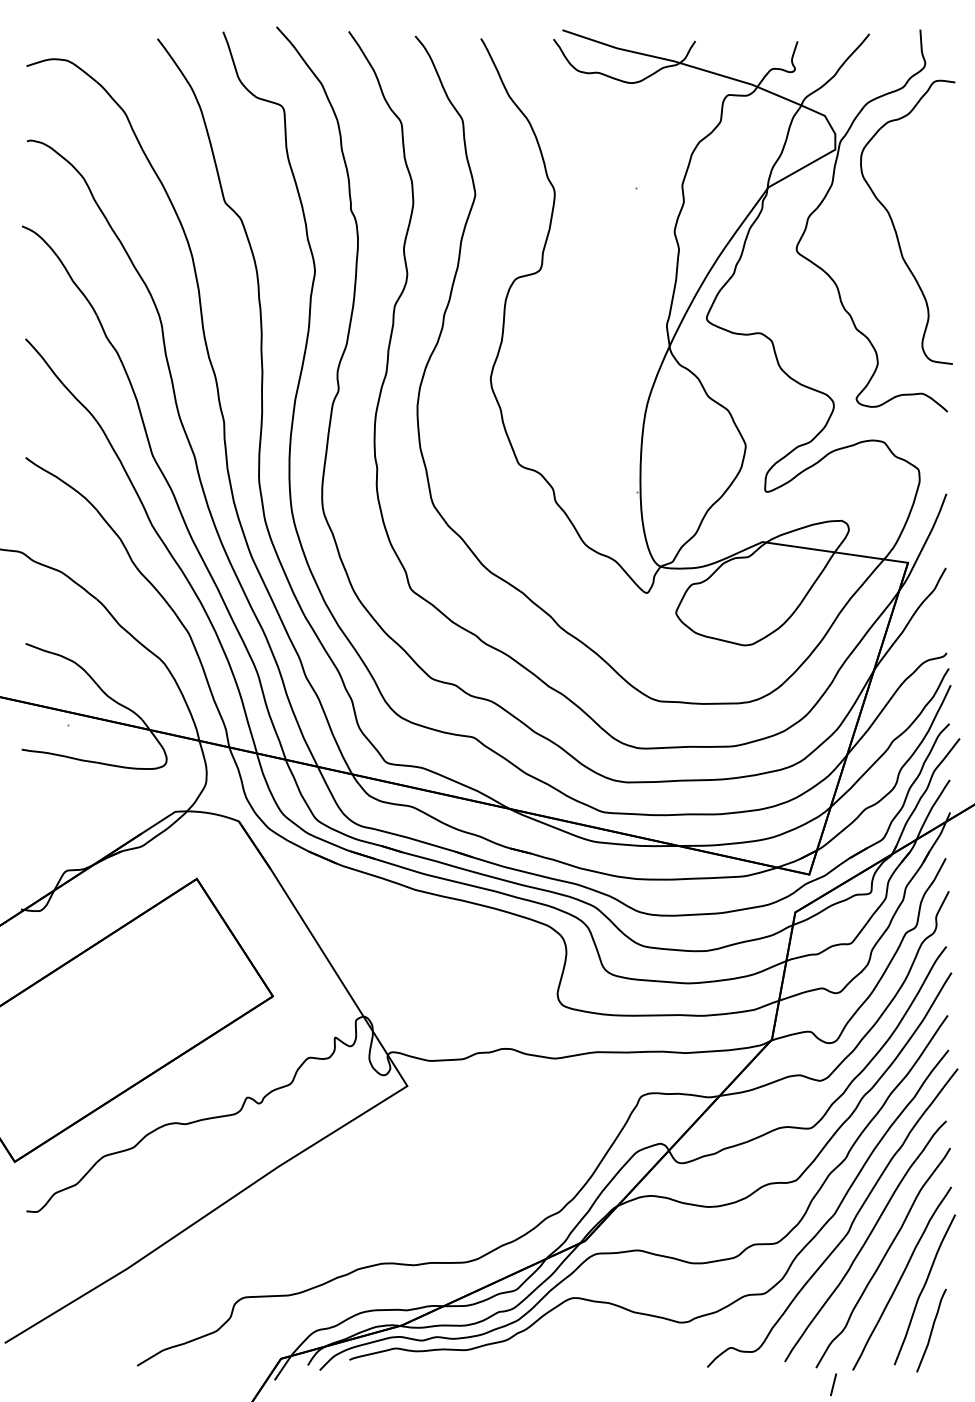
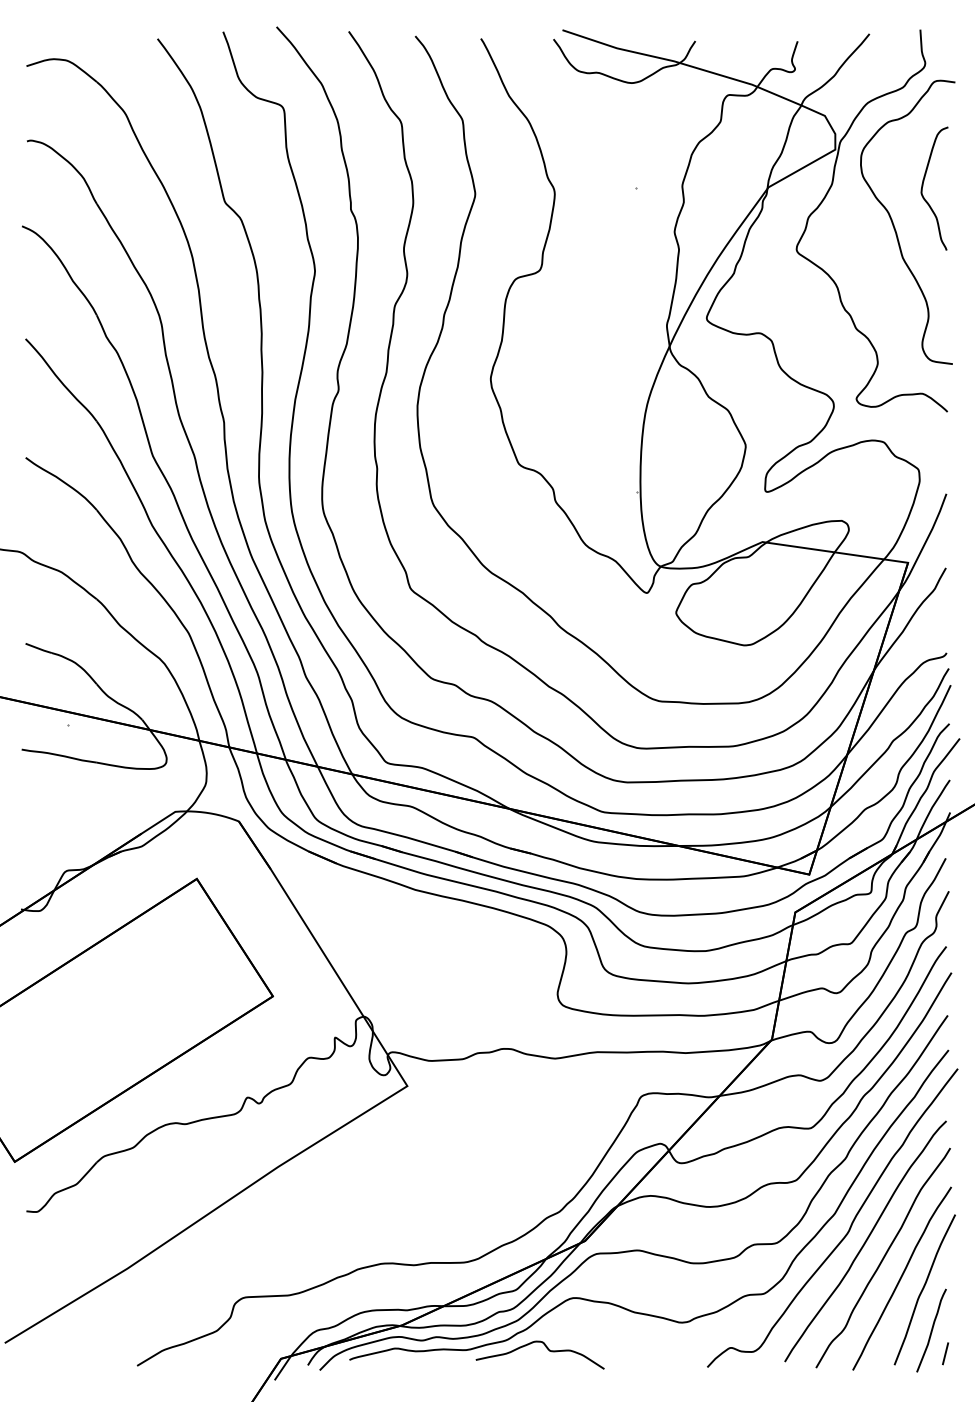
curve: none -> present (923, 186)
curve: none -> present (545, 1347)
line position: (833, 1384) -> (945, 1353) (945, 1353)
